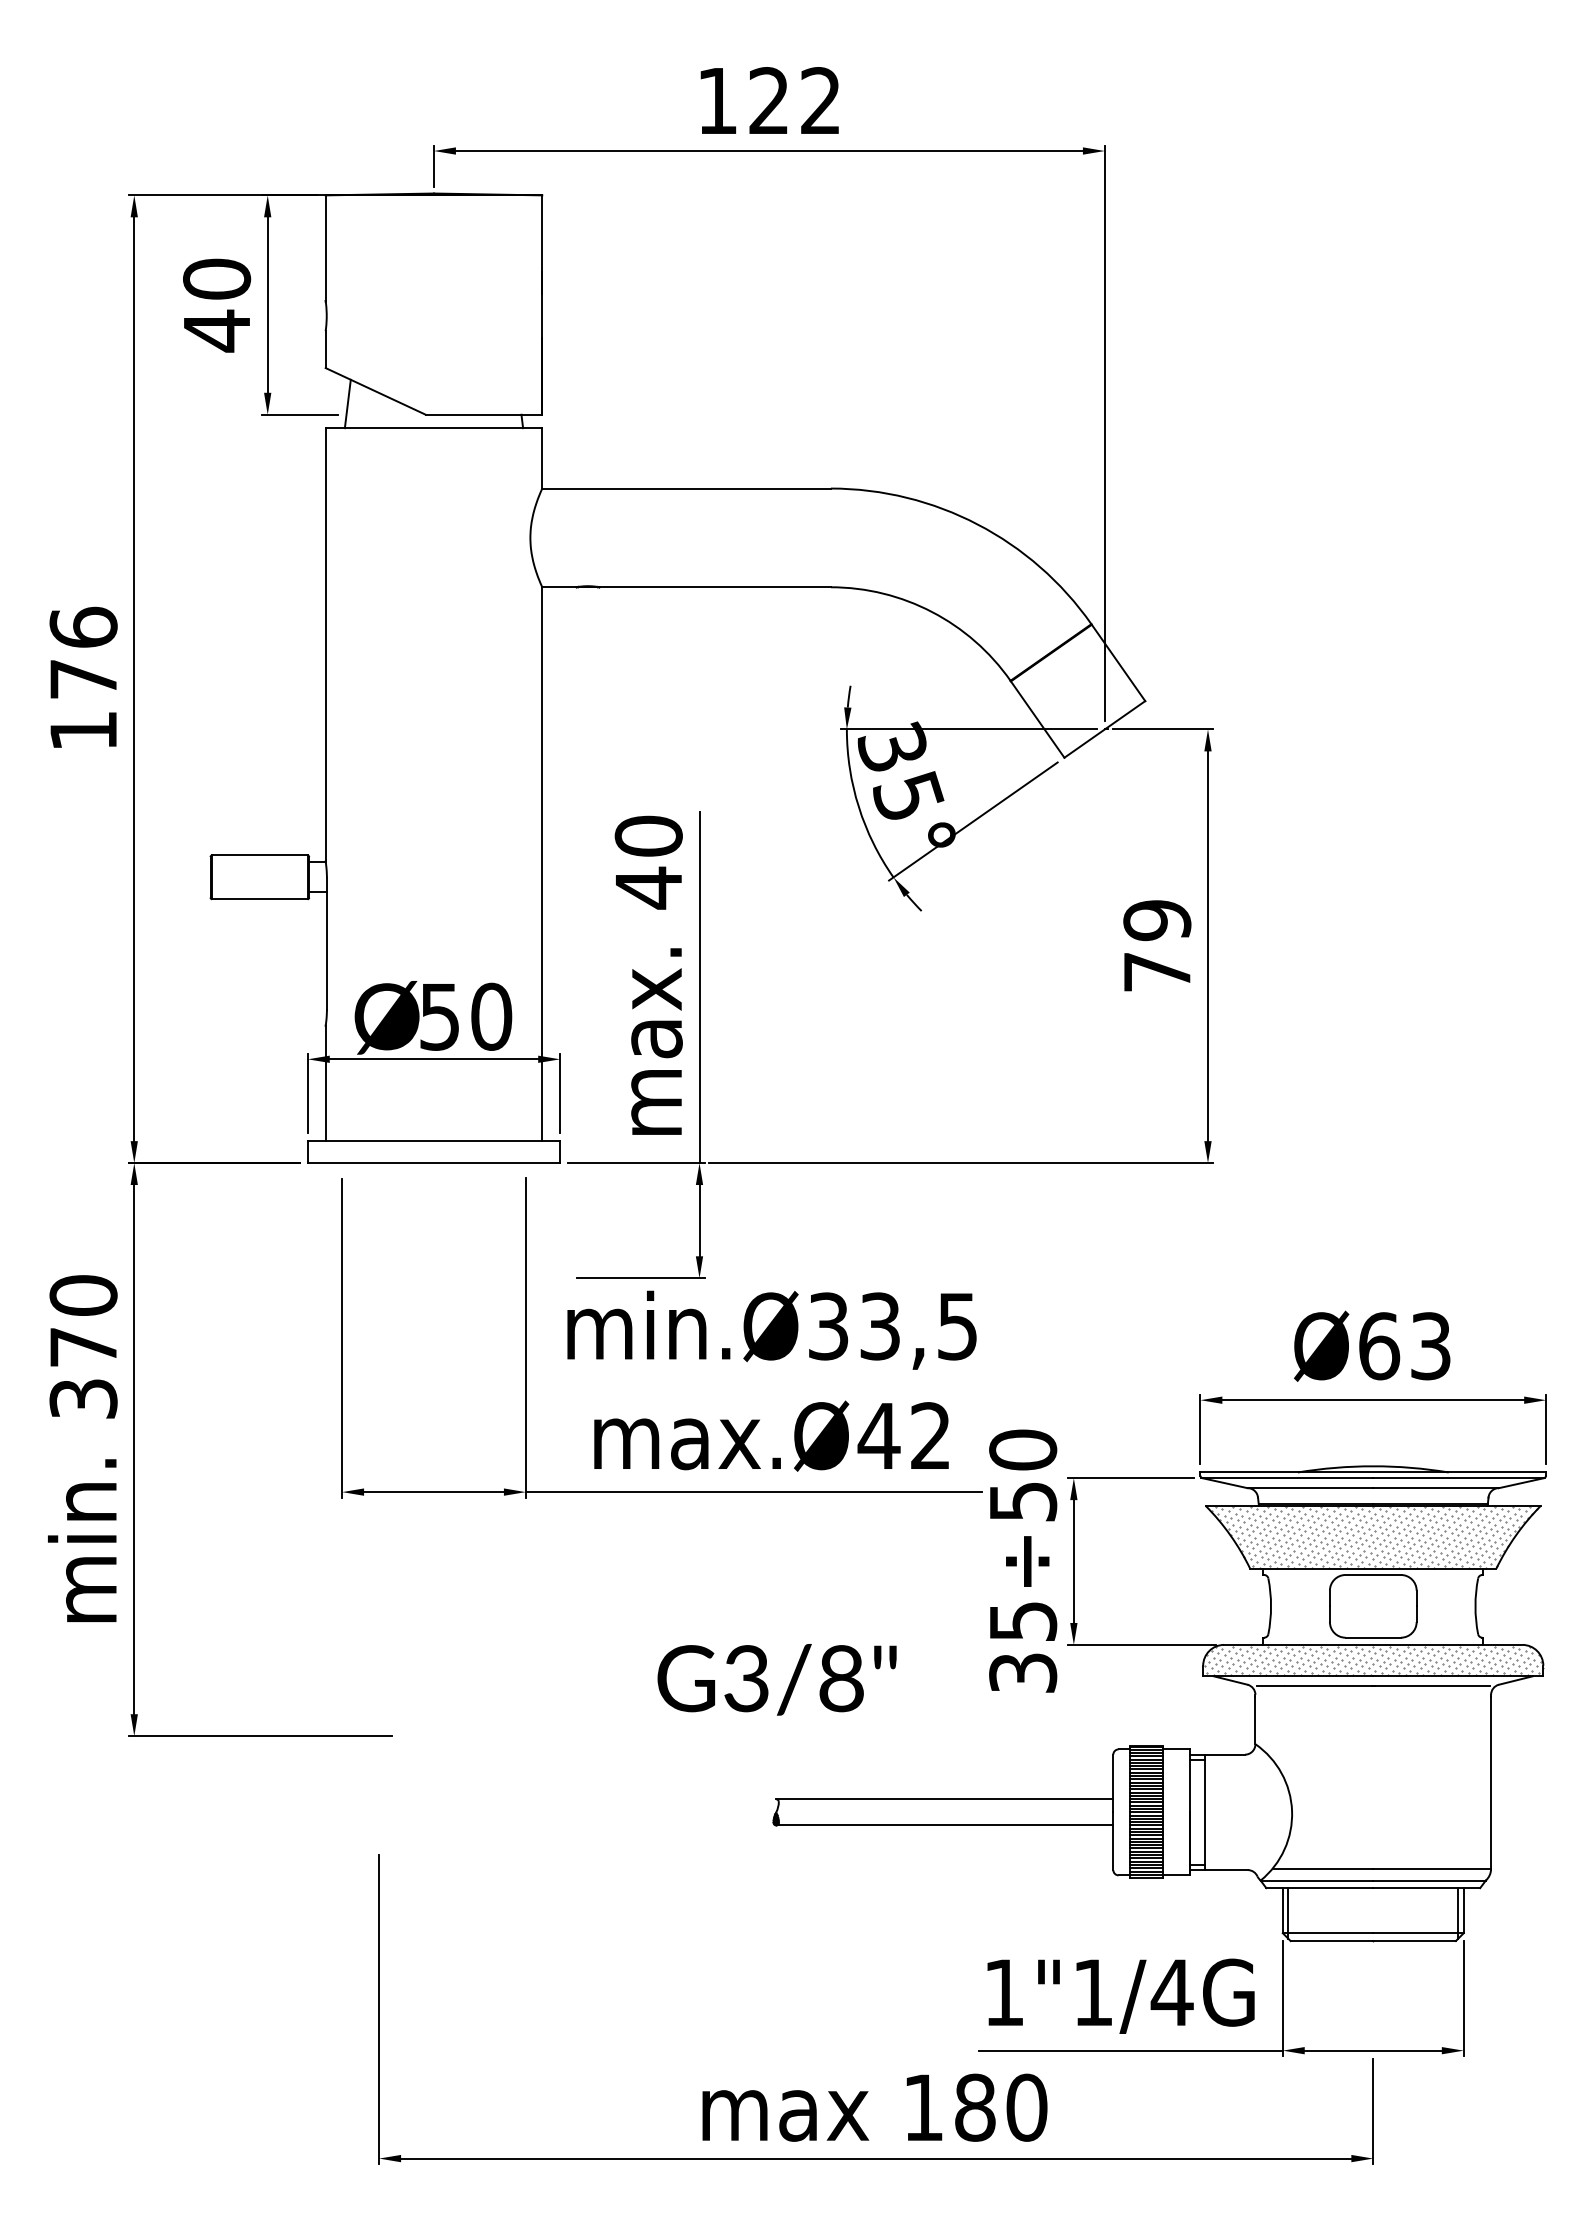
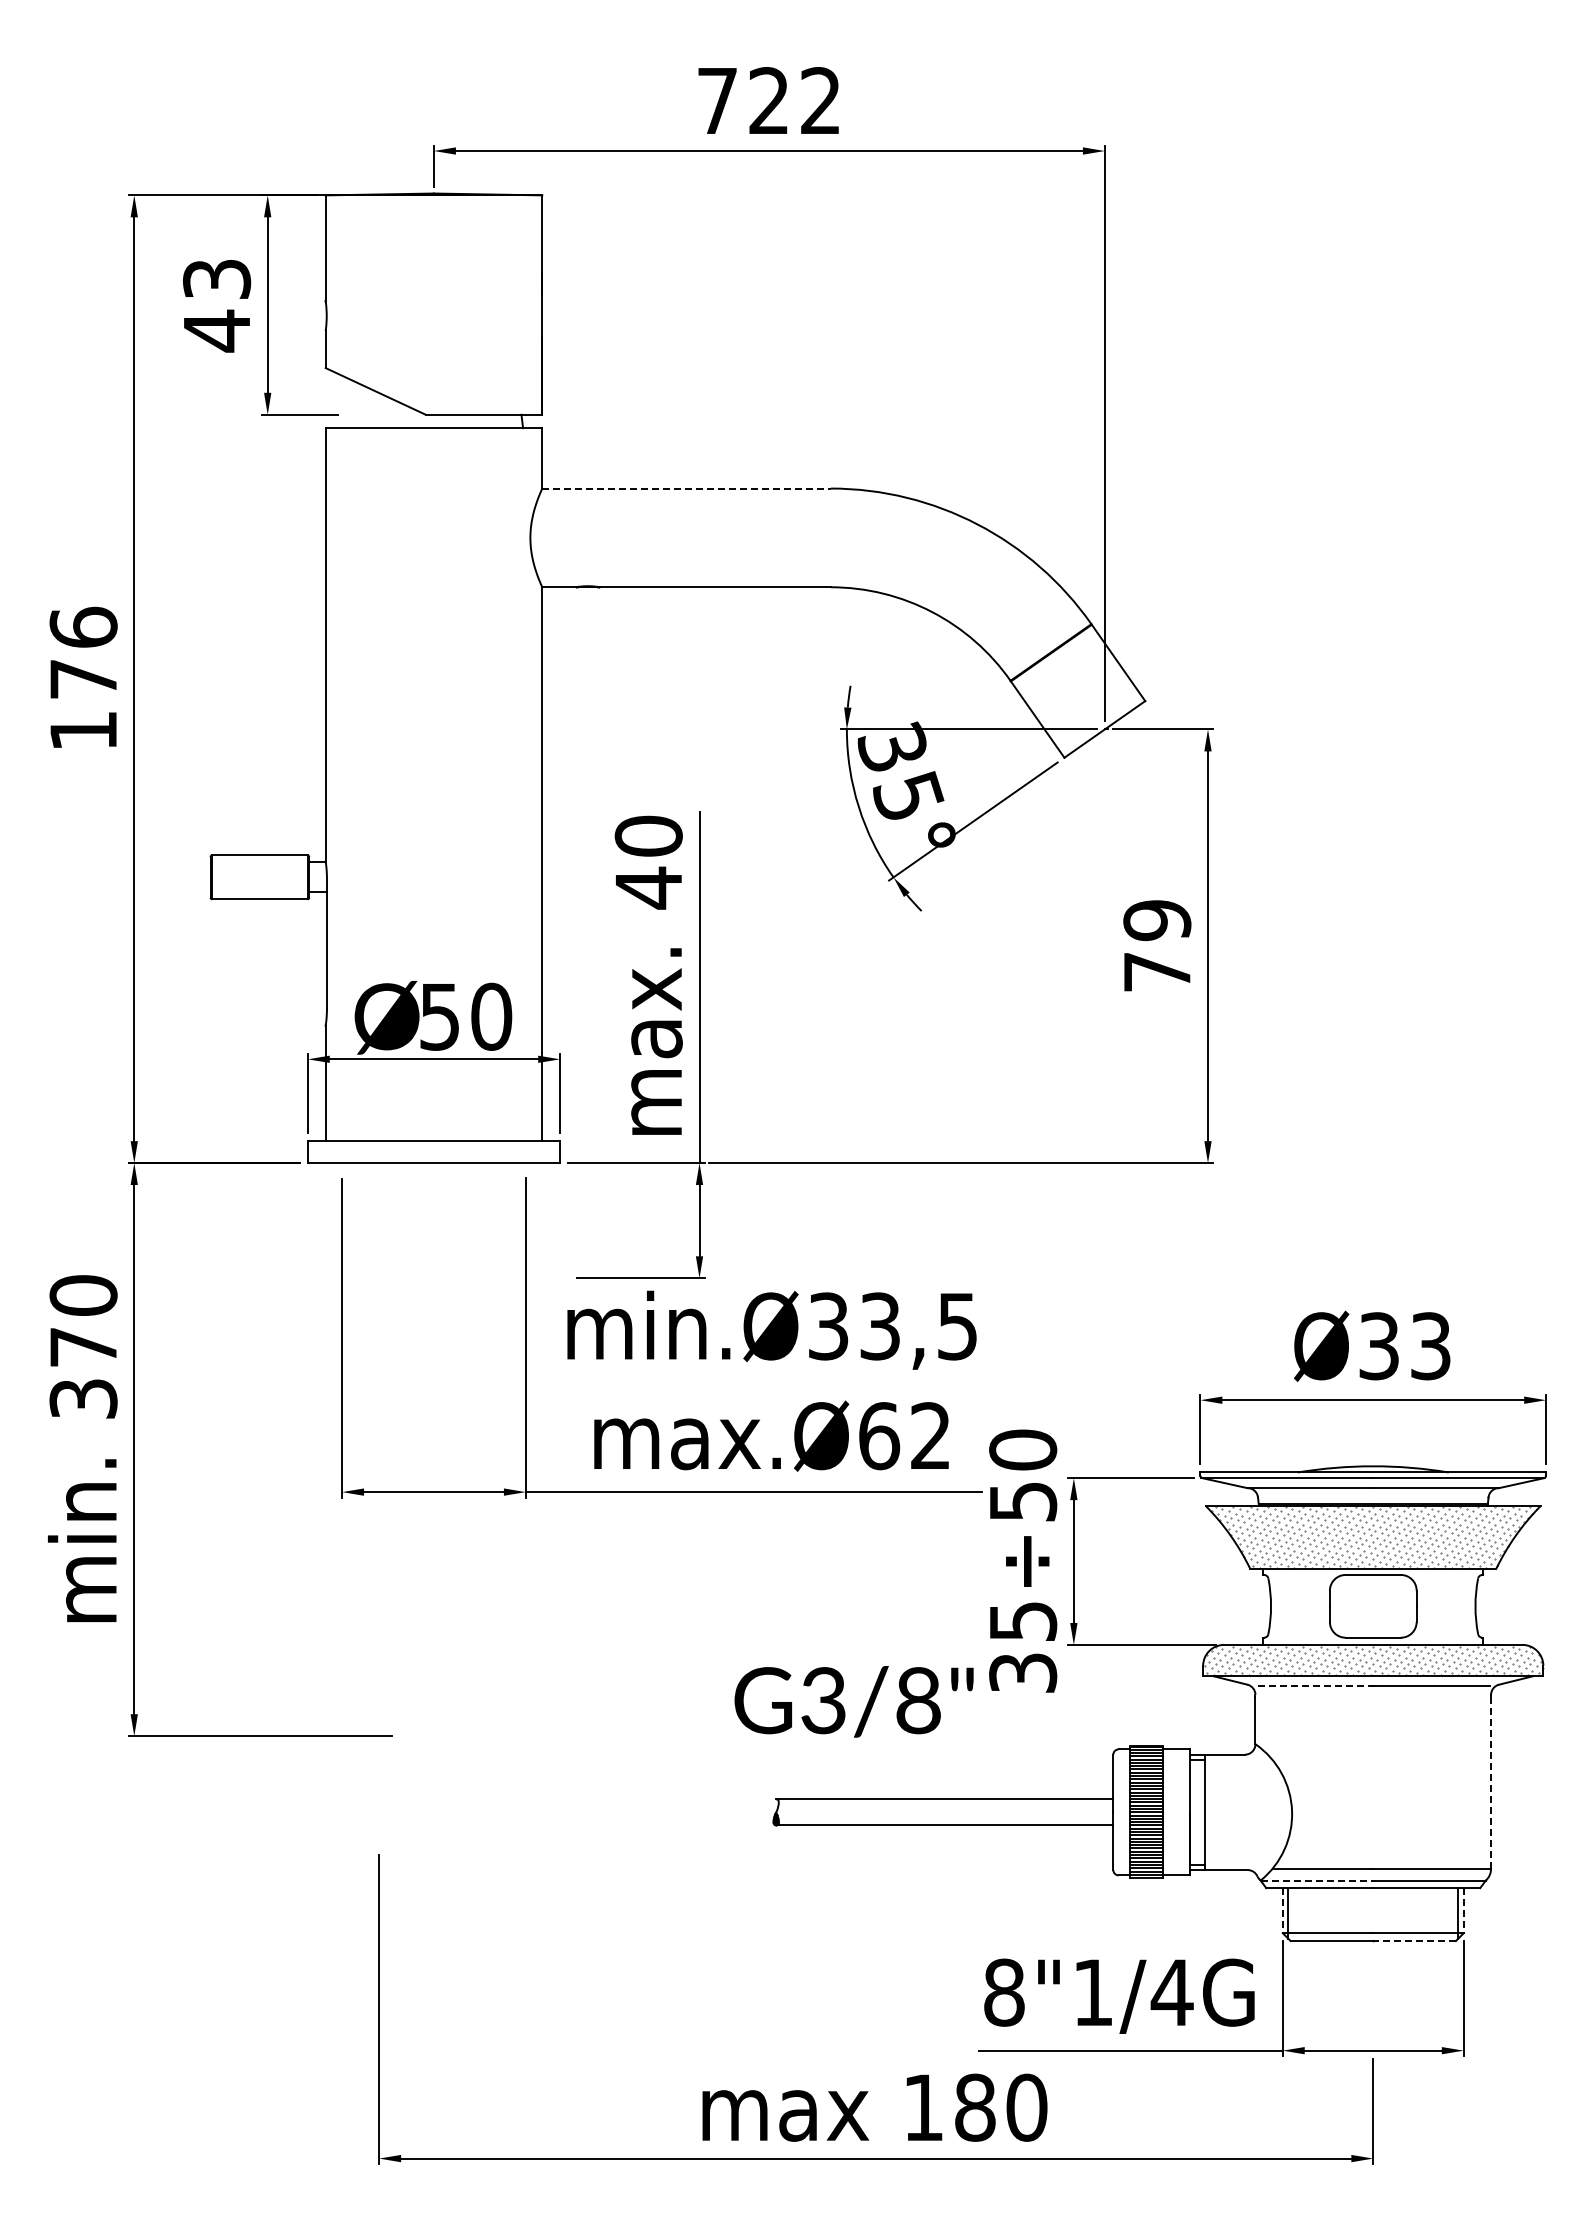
text: 122 -> 722 (717, 100)
text: 40 -> 43 (217, 278)
line: present -> none (347, 403)
line: solid -> dashed (687, 488)
text: Ø63 -> Ø33 (1379, 1346)
text: max.Ø42 -> max.Ø62 (878, 1436)
text position: (776, 1679) -> (853, 1701) (853, 1701)
line: solid -> dashed (1315, 1686)
line: solid -> dashed (1491, 1783)
line: solid -> dashed (1317, 1880)
line: solid -> dashed (1282, 1910)
line: solid -> dashed (1463, 1910)
line: solid -> dashed (1414, 1941)
text: 1"1/4G -> 8"1/4G (1004, 1992)
